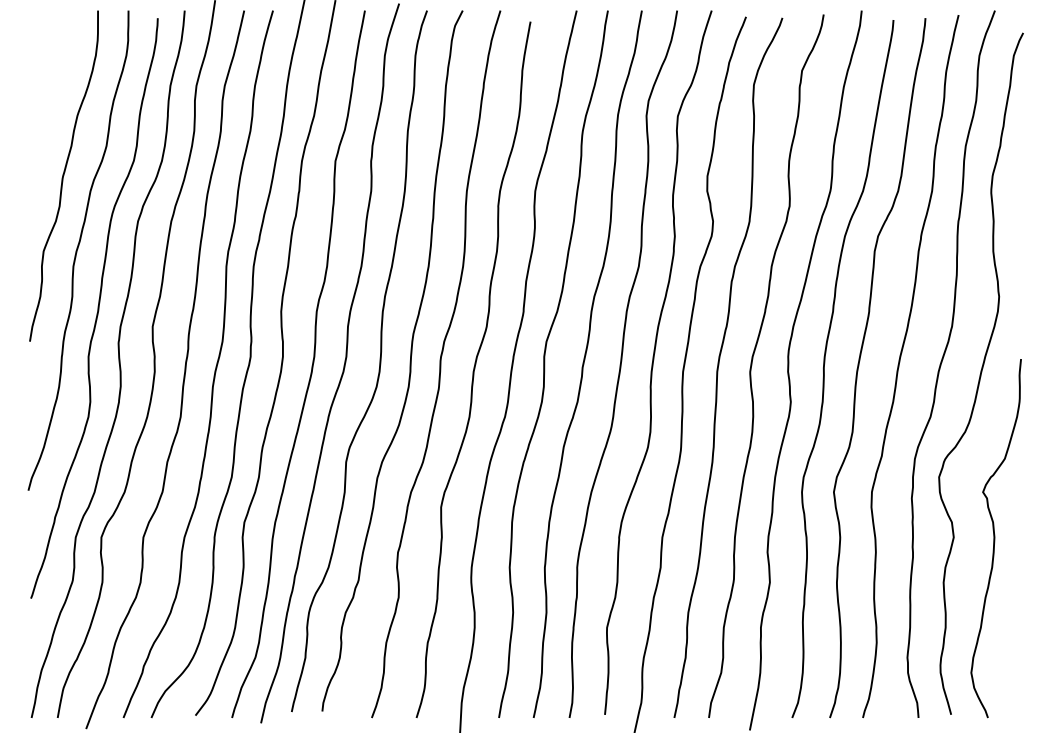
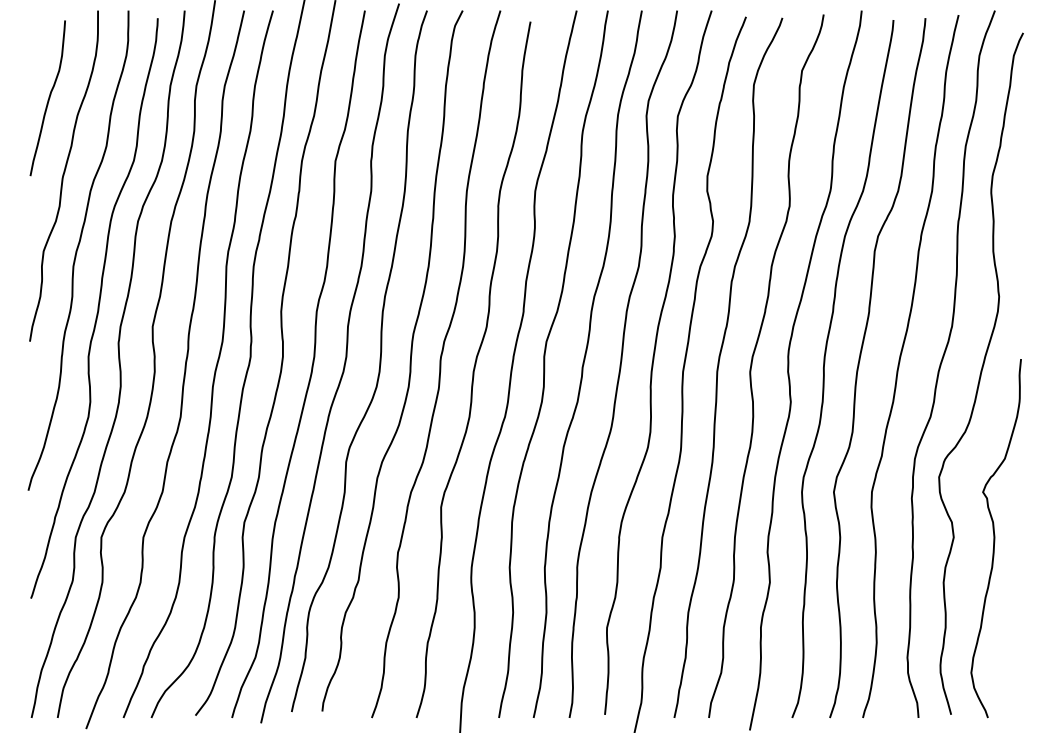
curve: none -> present (48, 98)
